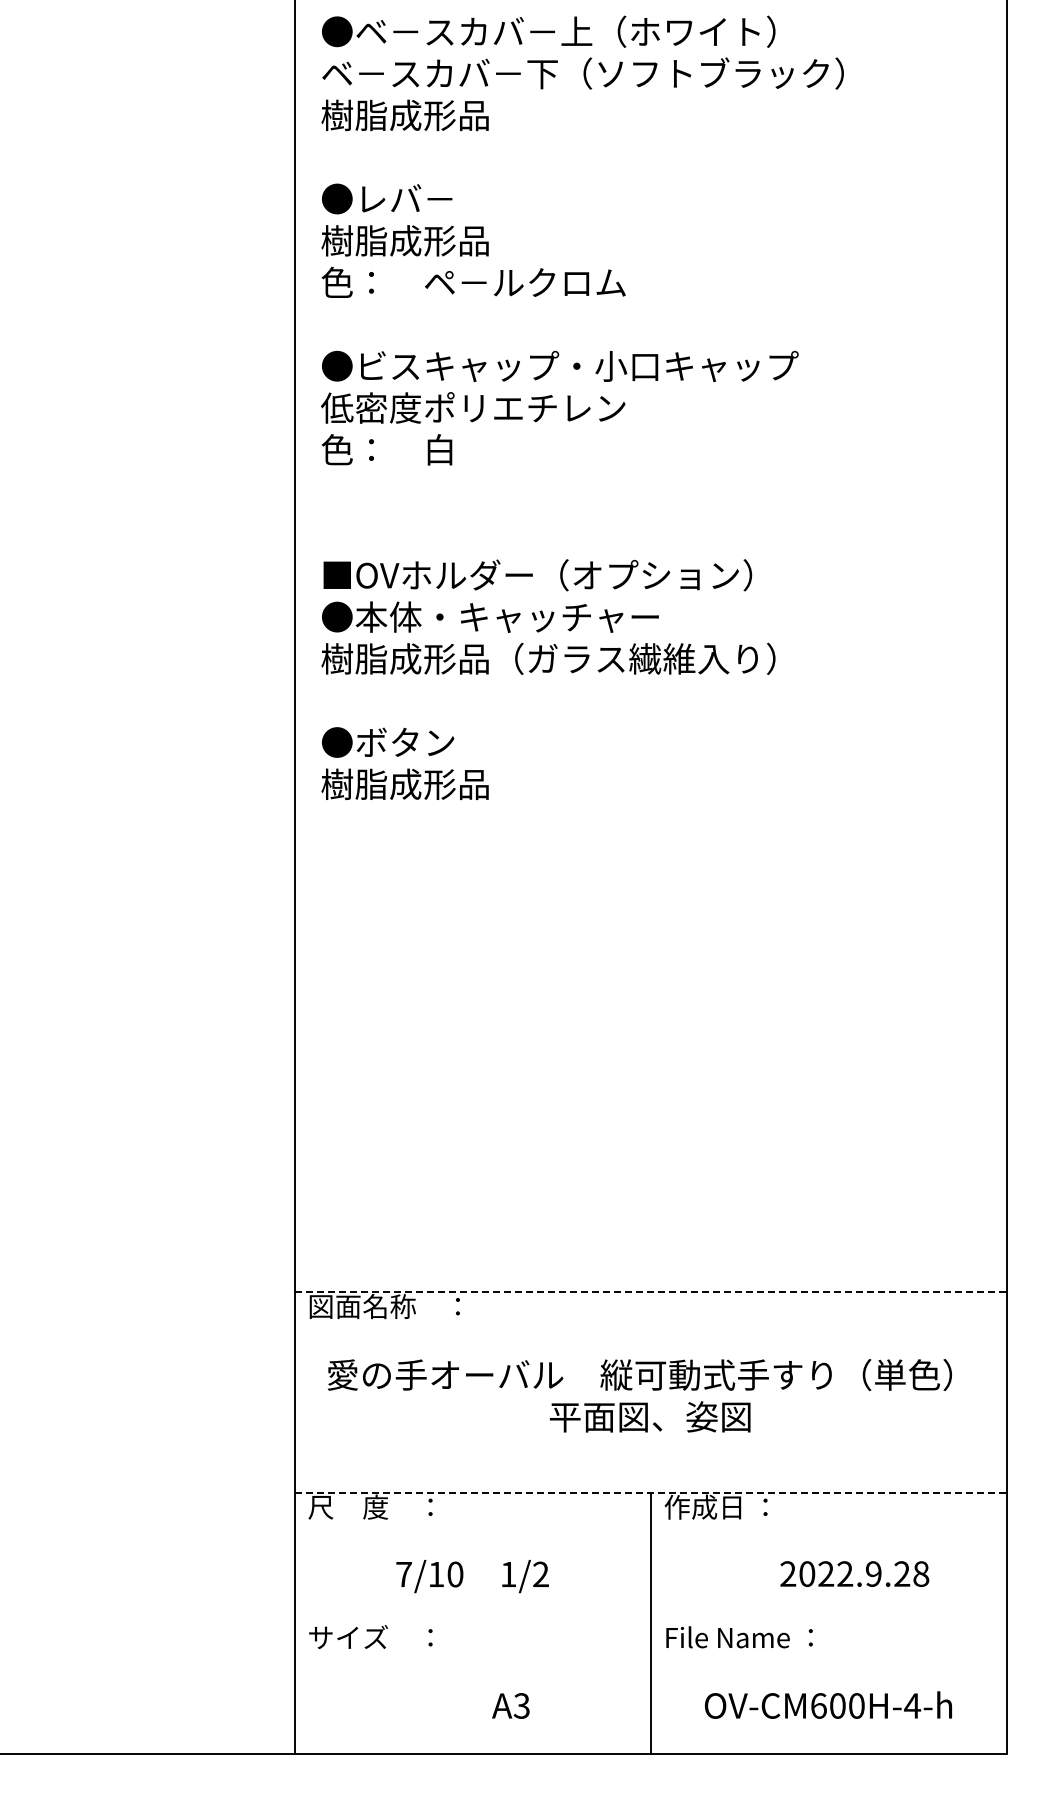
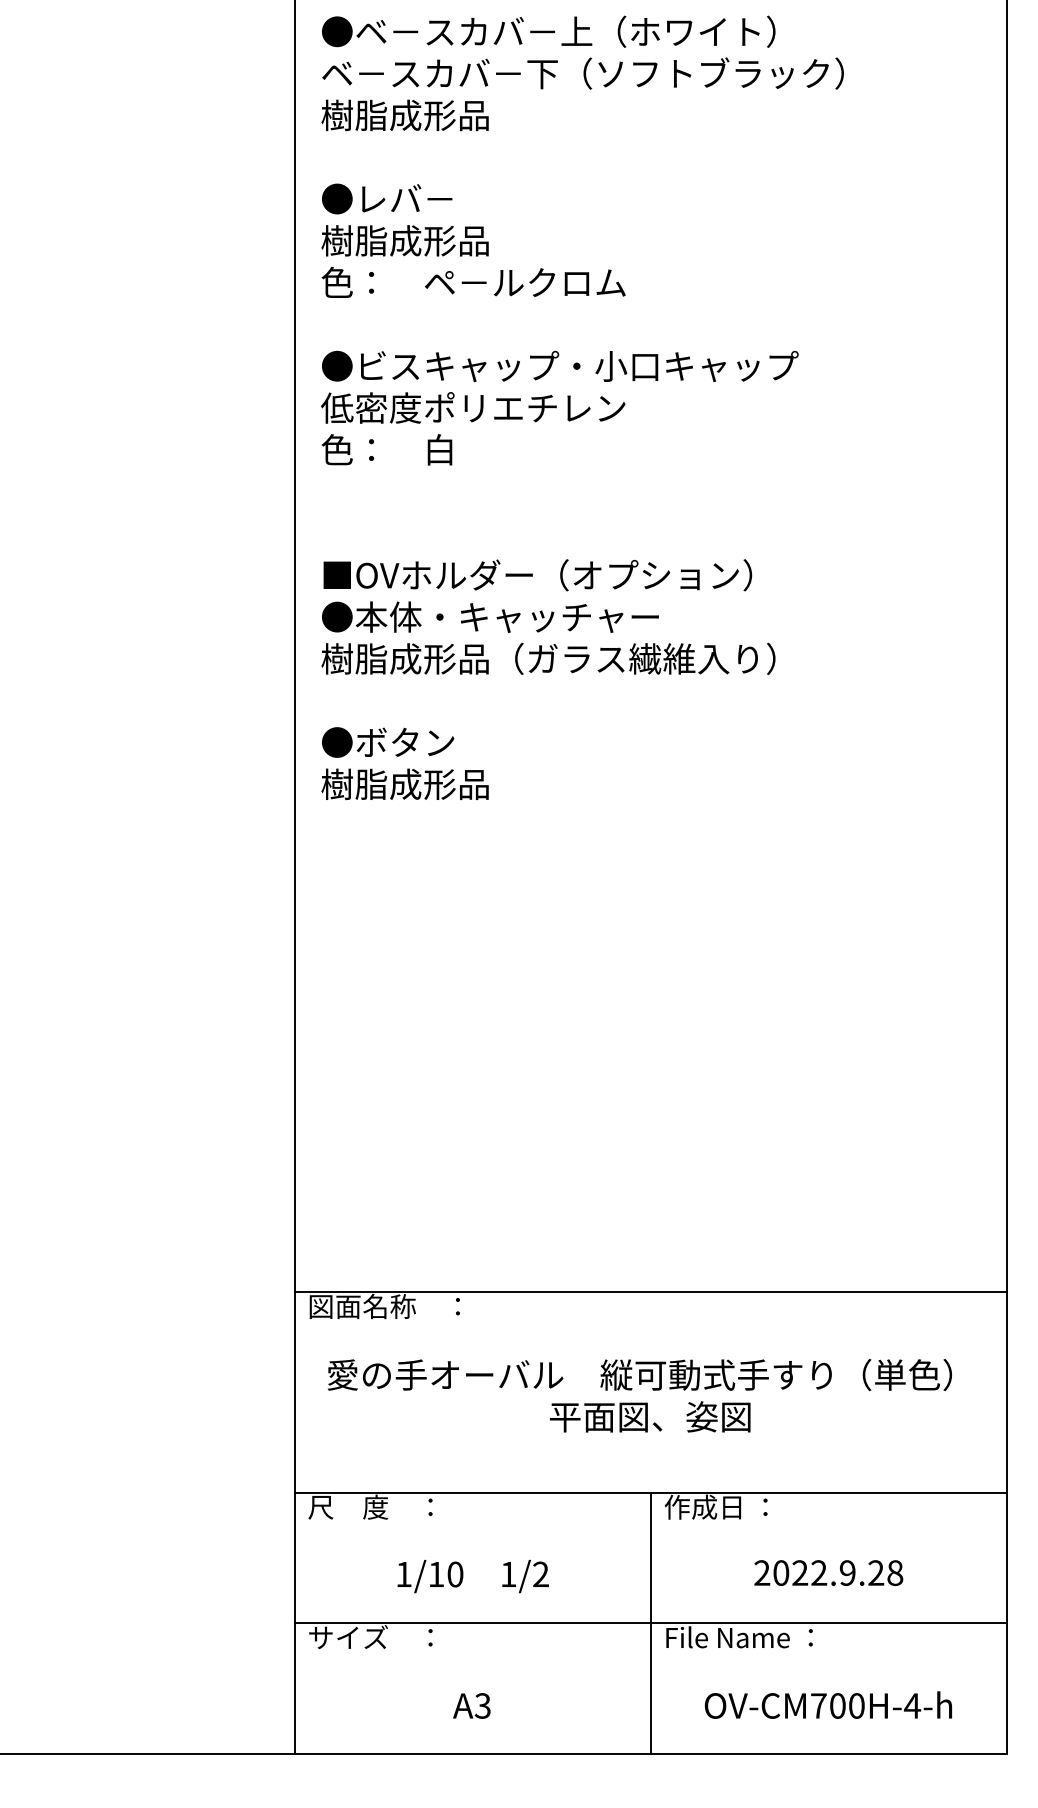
line: dashed -> solid (651, 1292)
line: dashed -> solid (651, 1492)
text position: (854, 1573) -> (828, 1572) (828, 1572)
text: 7/10 -> 1/10 (403, 1574)
line: none -> present (650, 1623)
text position: (510, 1705) -> (471, 1705) (471, 1705)
text: OV-CM600H-4-h -> OV-CM700H-4-h (818, 1705)
